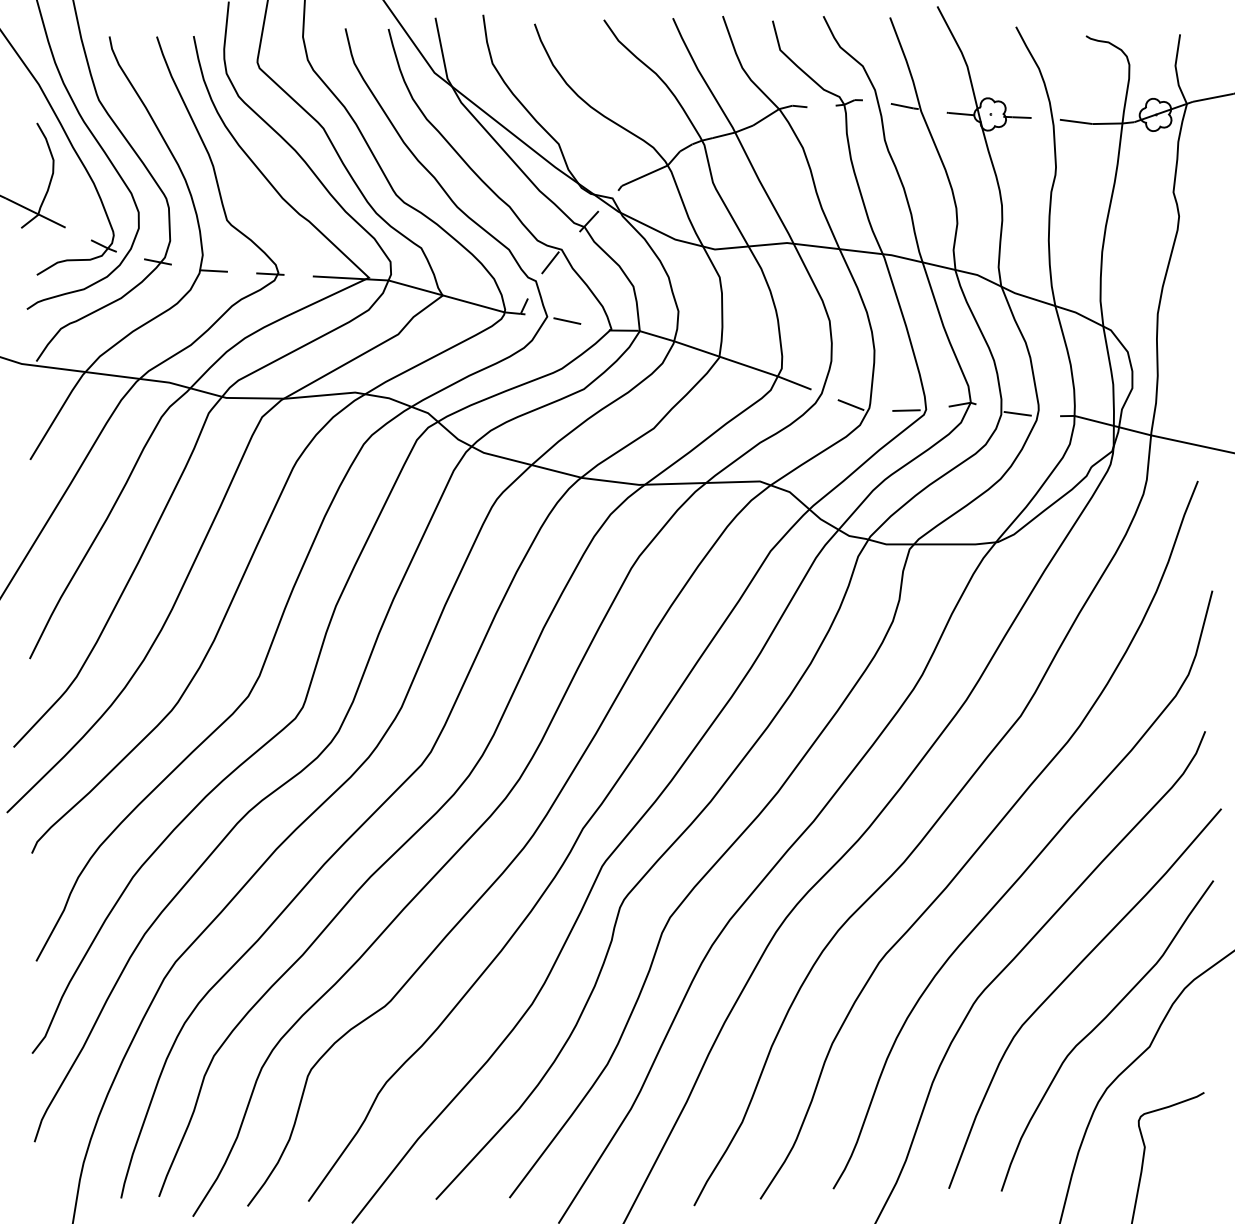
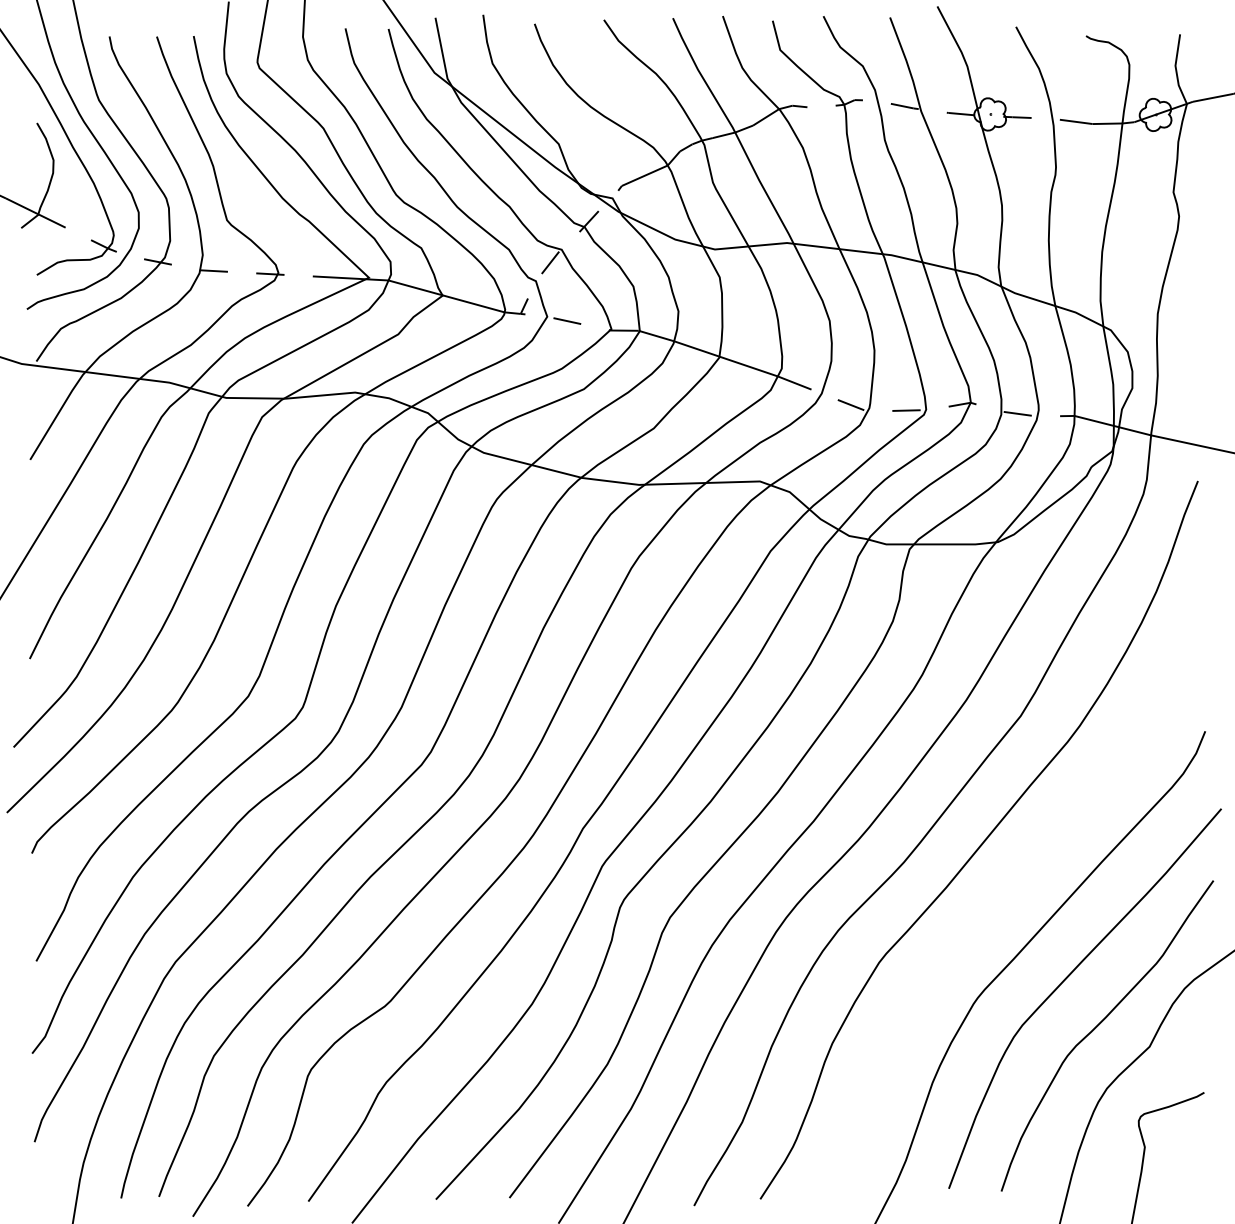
curve: present -> none (1016, 882)
